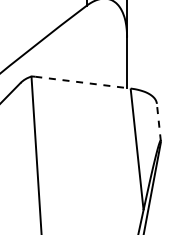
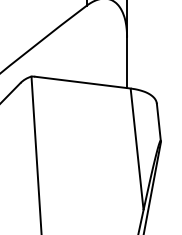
line: dashed -> solid (83, 82)
line: dashed -> solid (158, 122)
